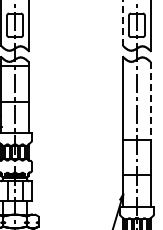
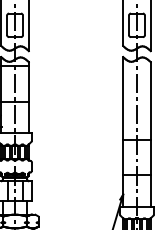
line: dashed -> solid (123, 23)
line: dashed -> solid (150, 101)
